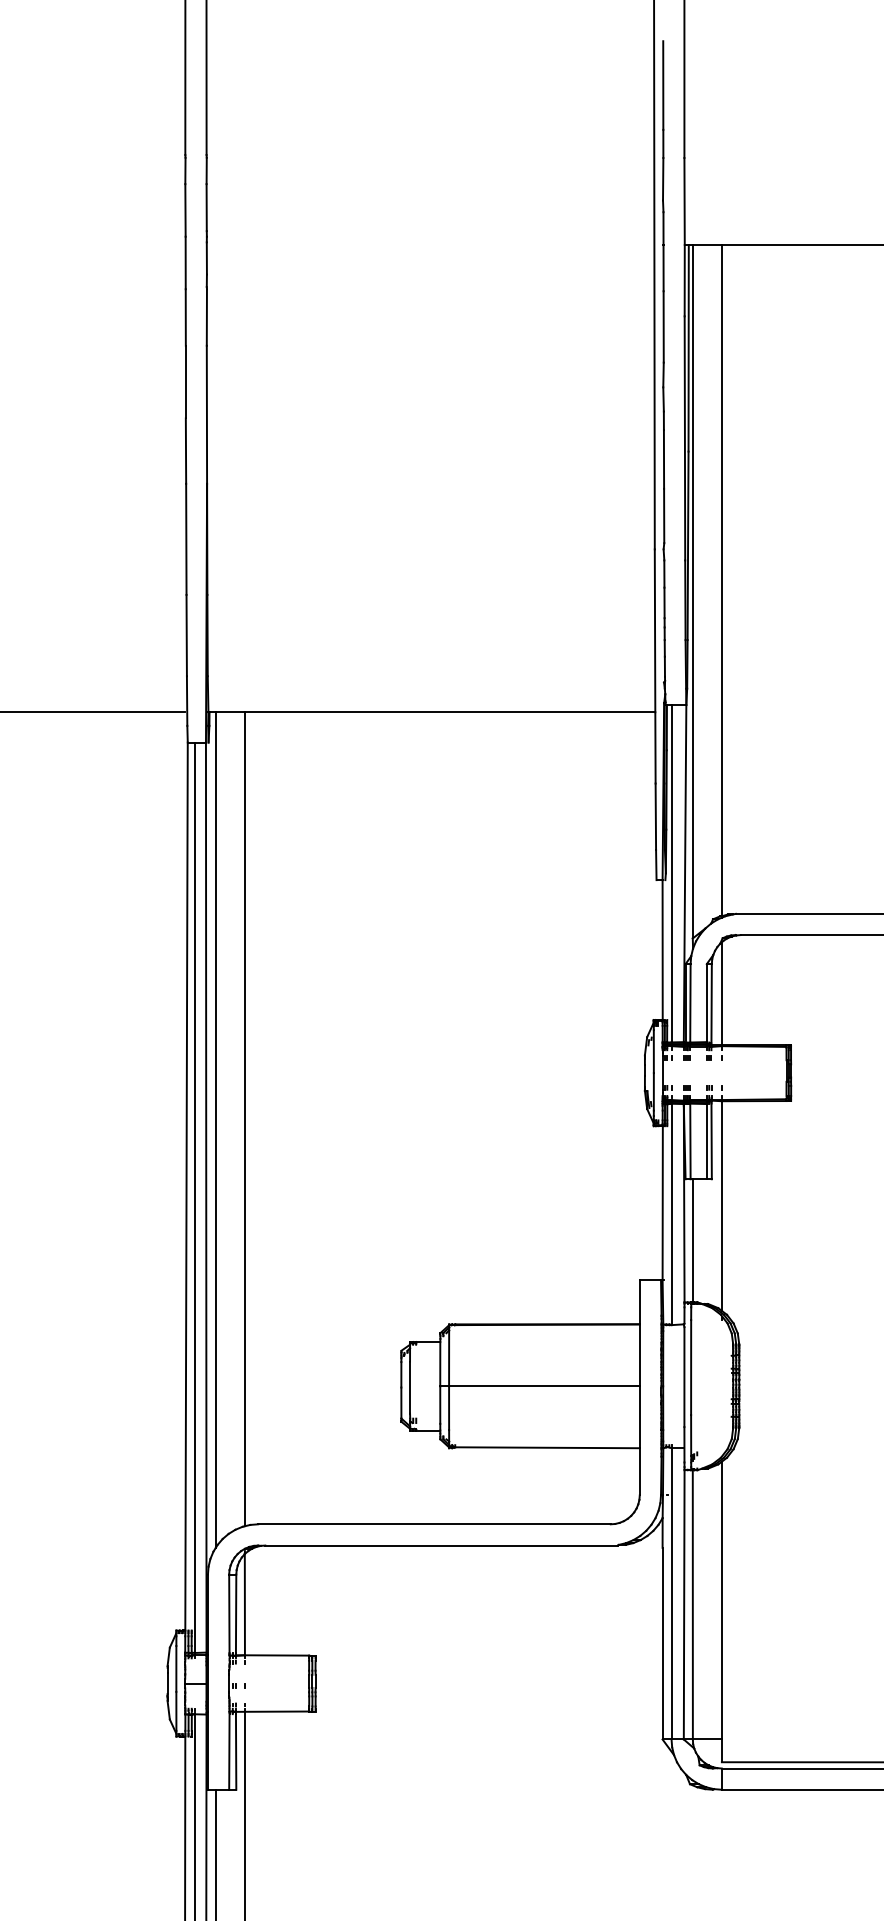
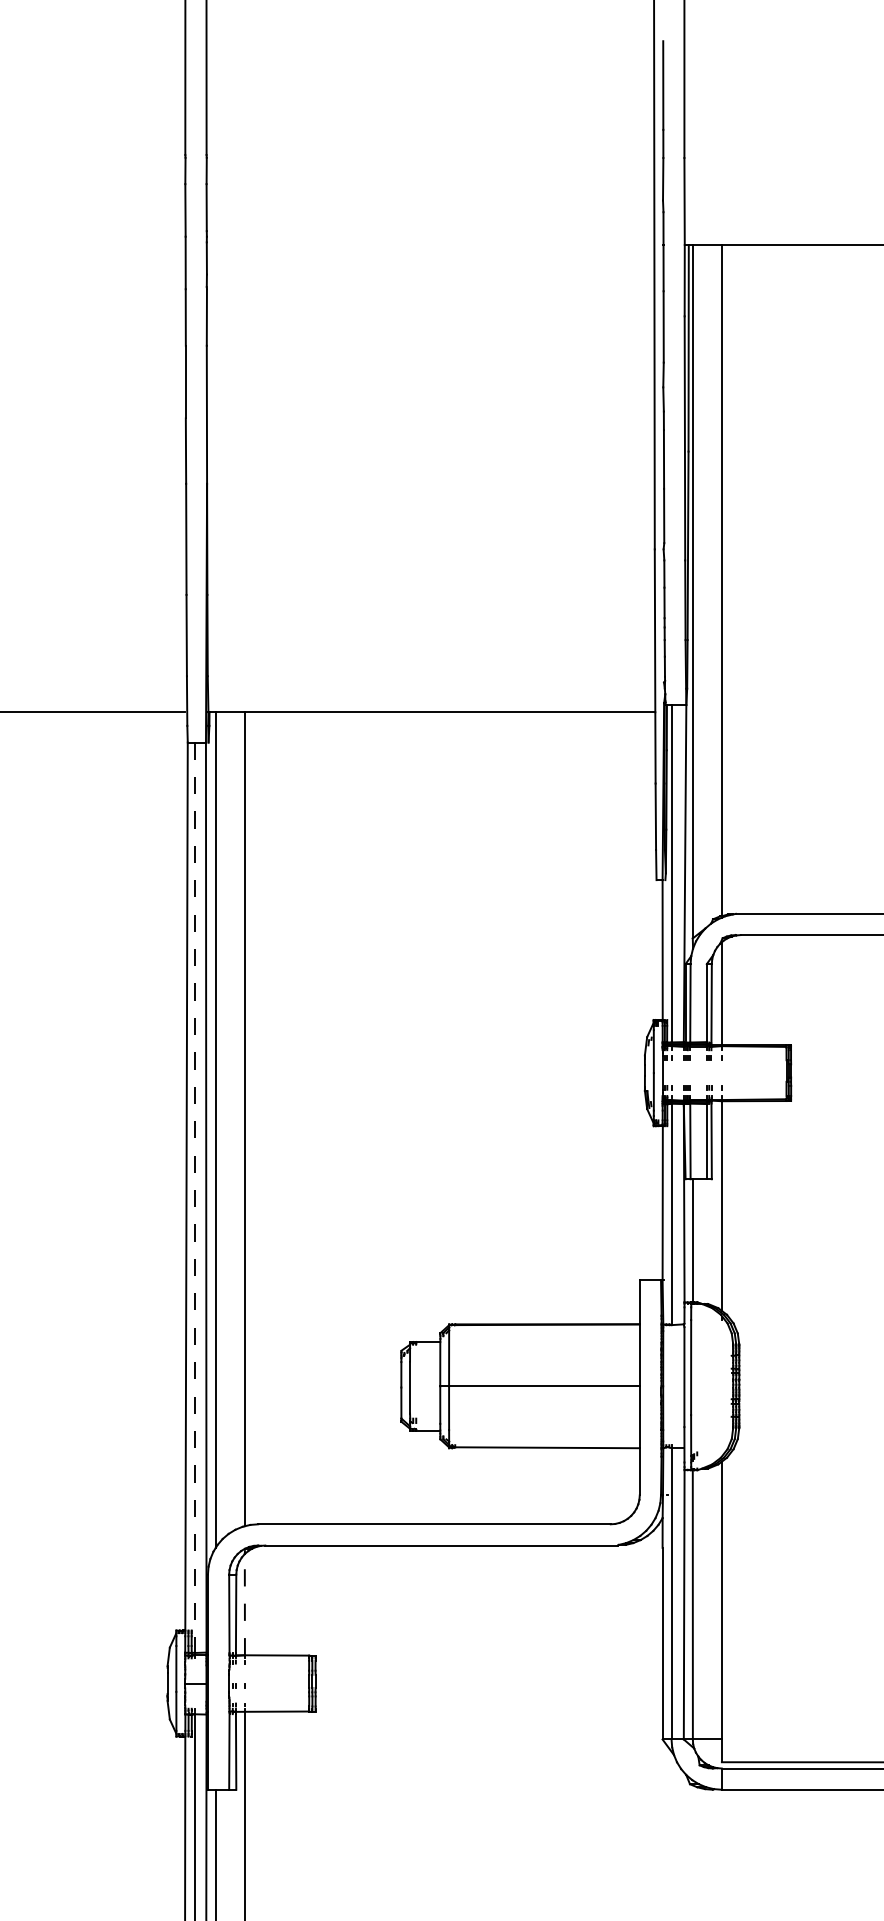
line: solid -> dashed (194, 1198)
line: solid -> dashed (244, 1604)
